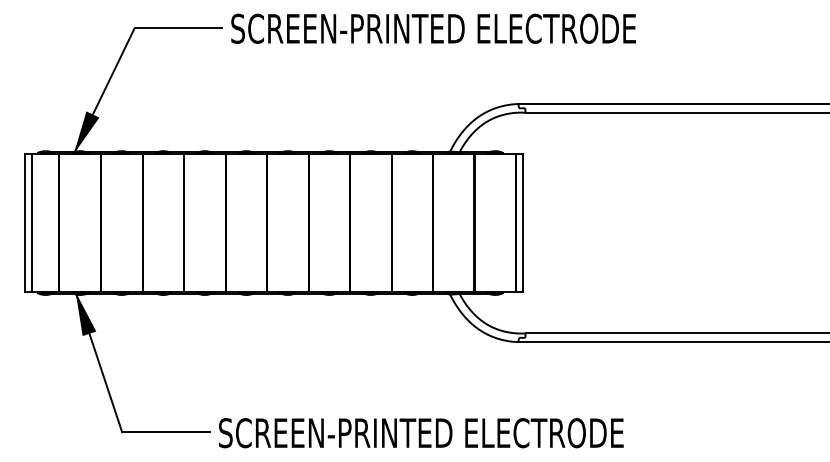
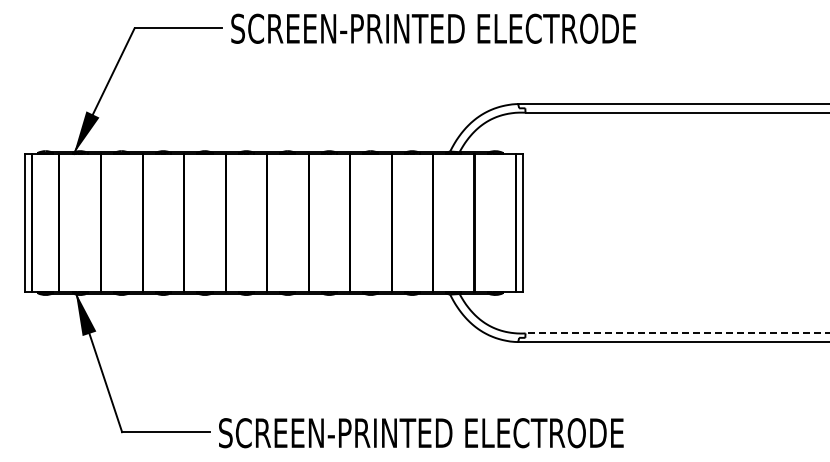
line: solid -> dashed (677, 333)
